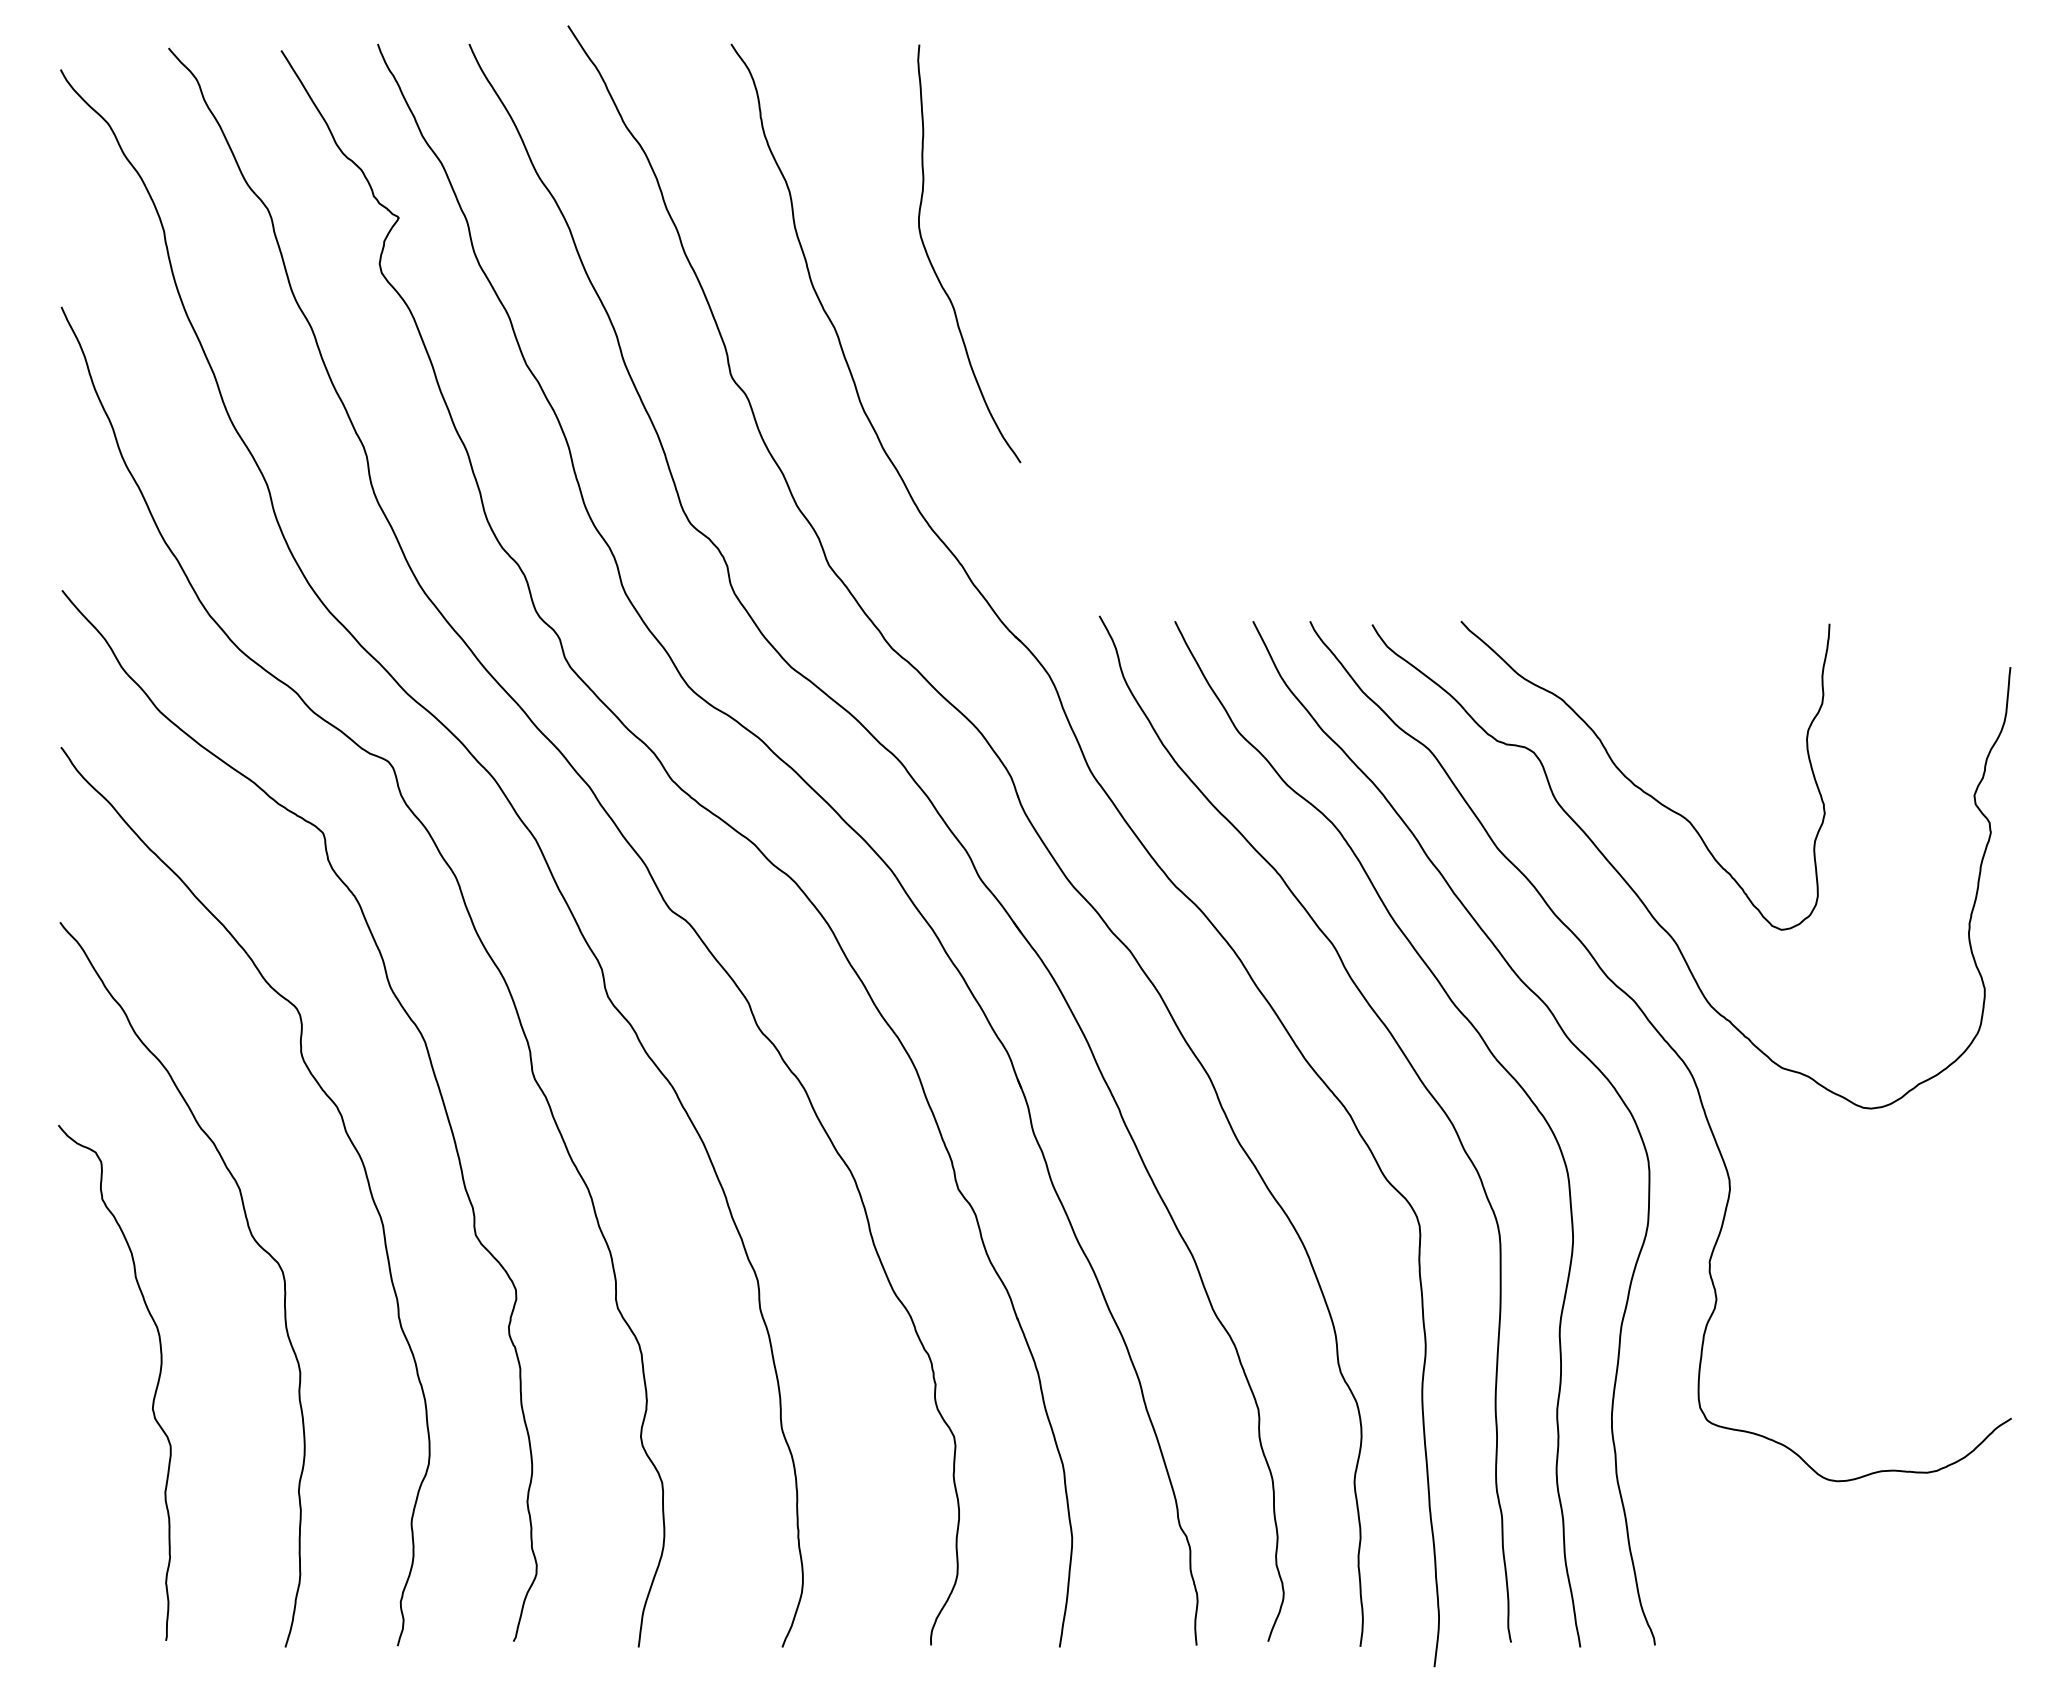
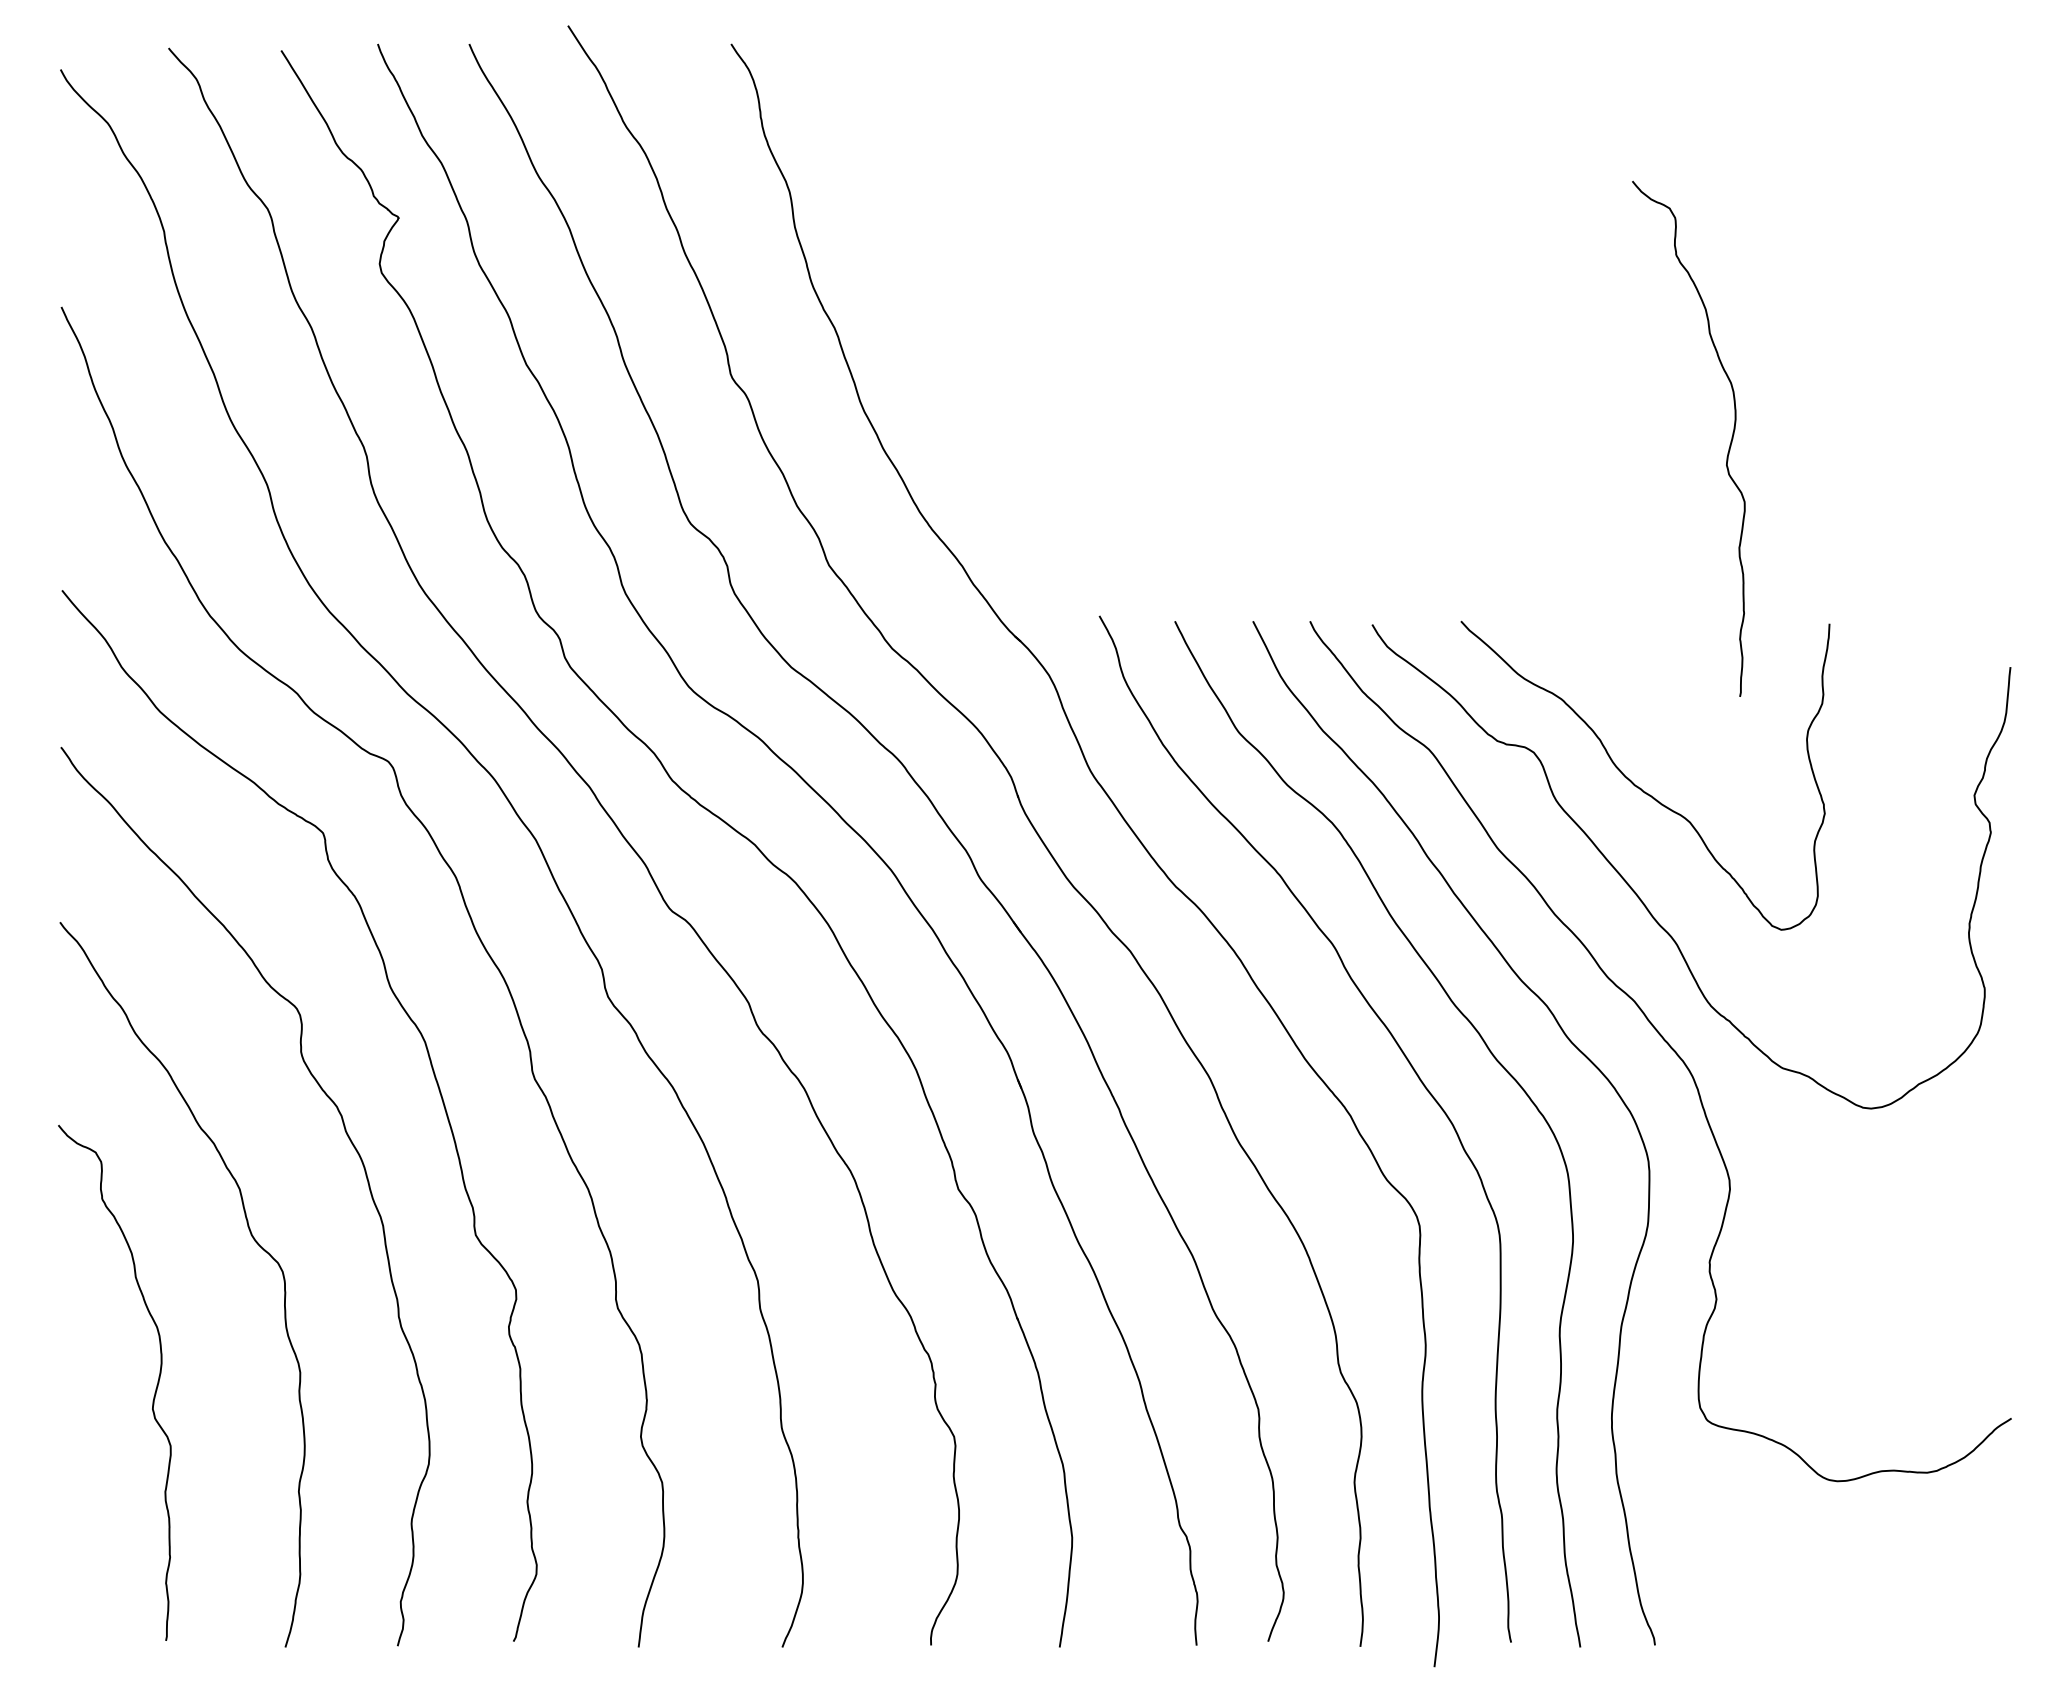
curve: present -> none (935, 270)
curve: none -> present (1728, 448)
